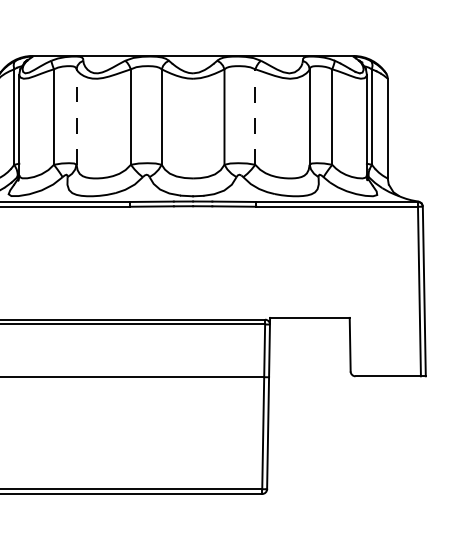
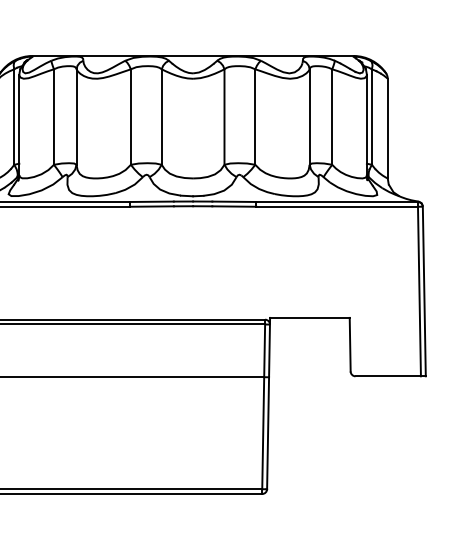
line: dashed -> solid (76, 117)
line: dashed -> solid (255, 117)
